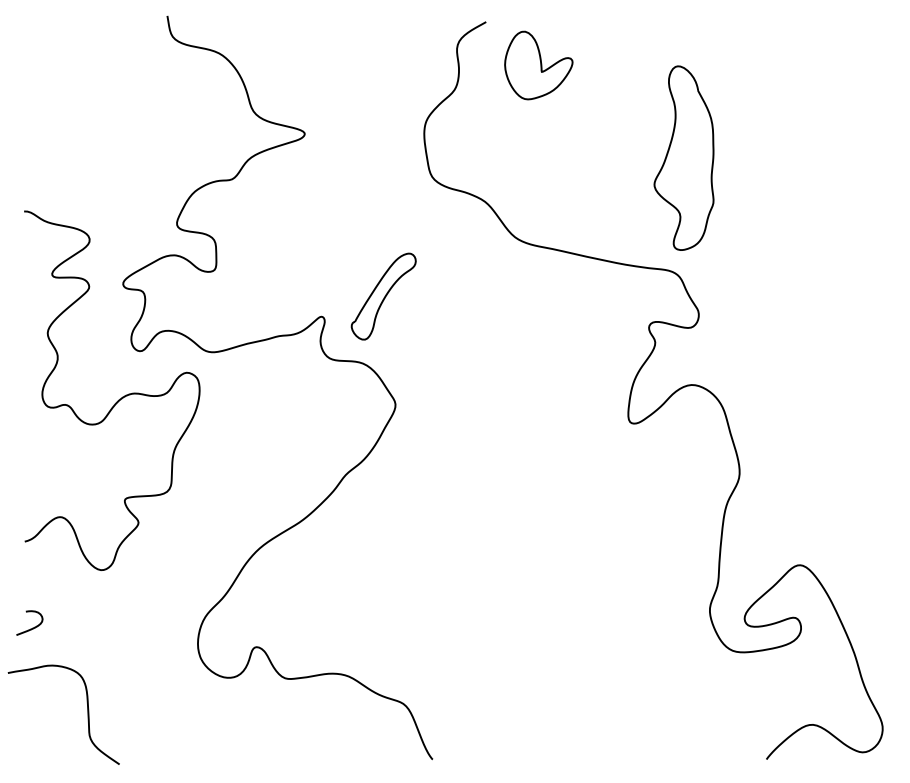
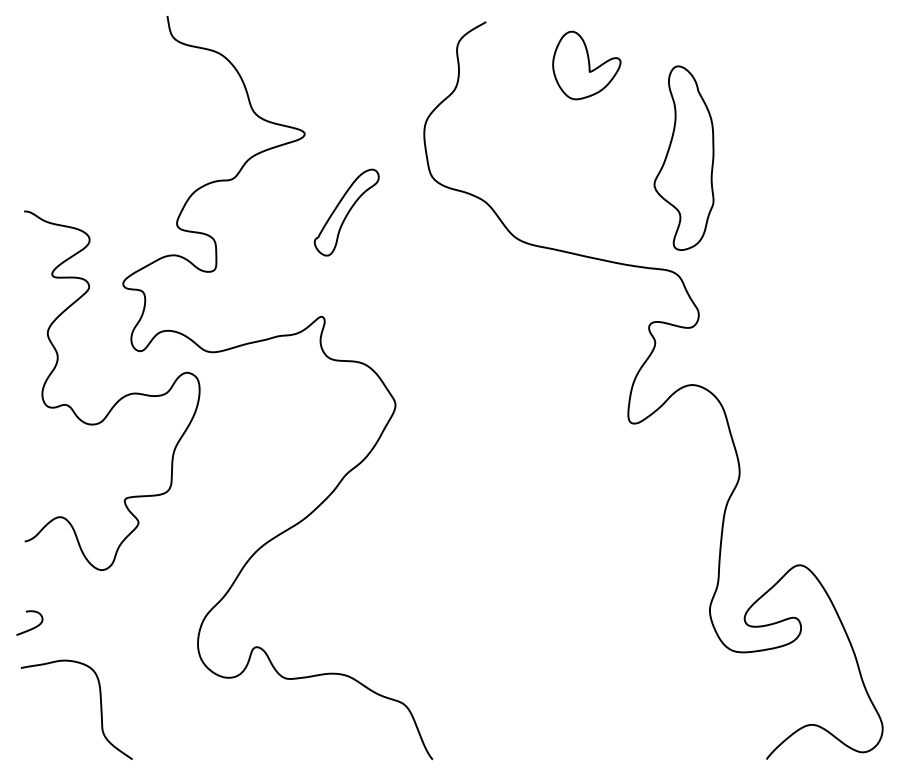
part position: (538, 65) -> (586, 65) (586, 65)
part position: (383, 296) -> (346, 212) (346, 212)
curve position: (87, 714) -> (100, 709) (100, 709)
